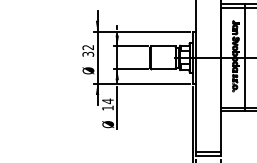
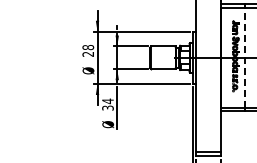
text: 32 -> 28 (88, 50)
line: solid -> dashed (245, 57)
text: 14 -> 34 (107, 107)
